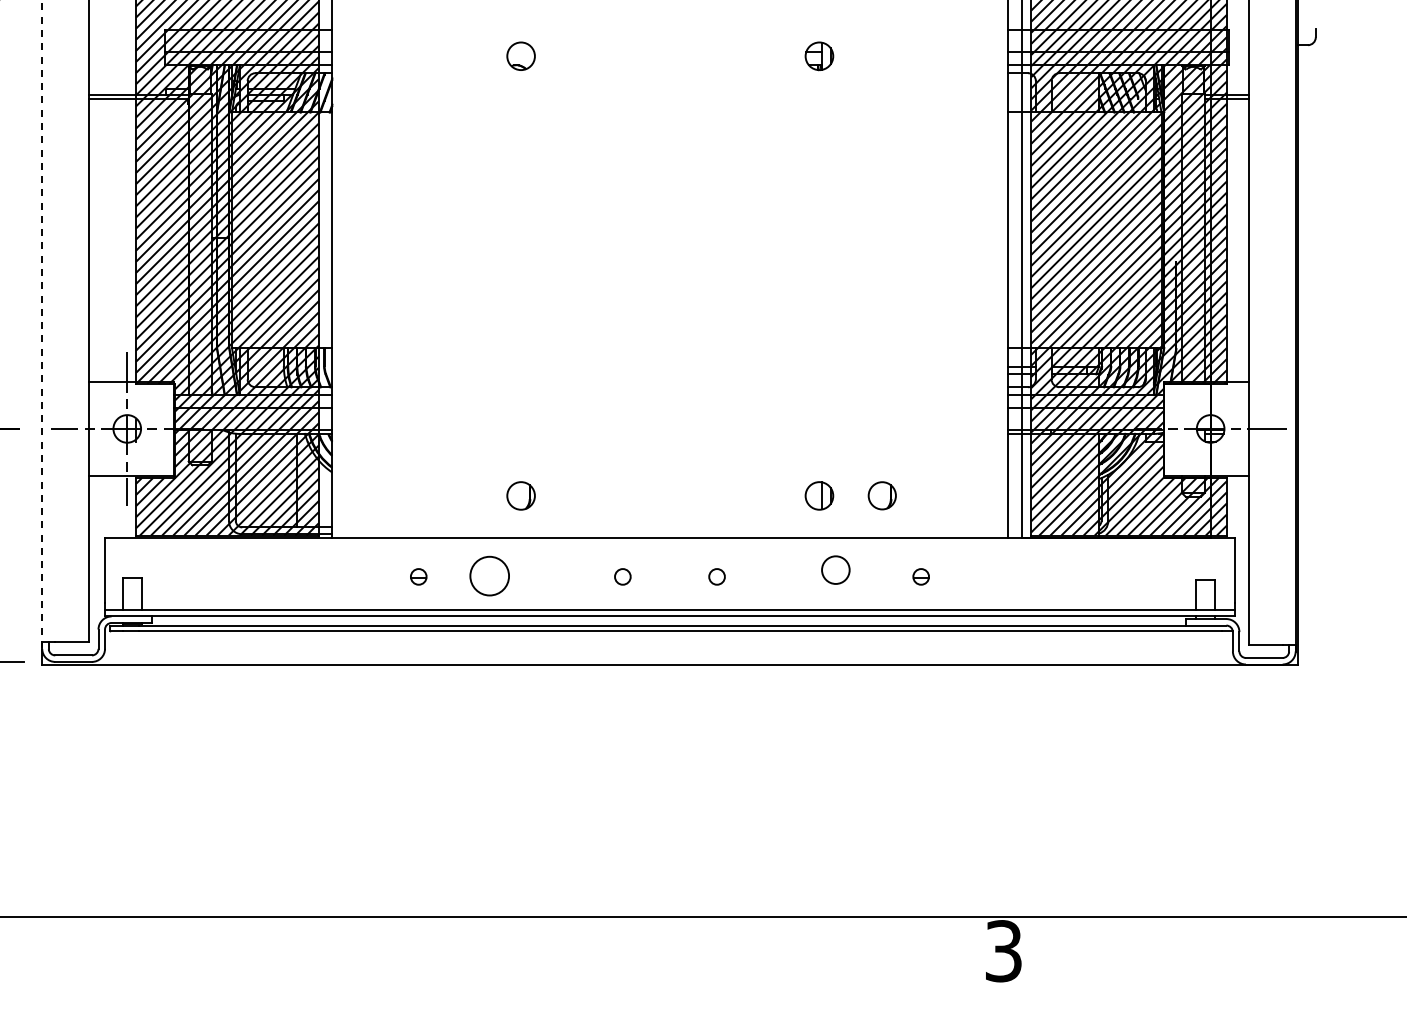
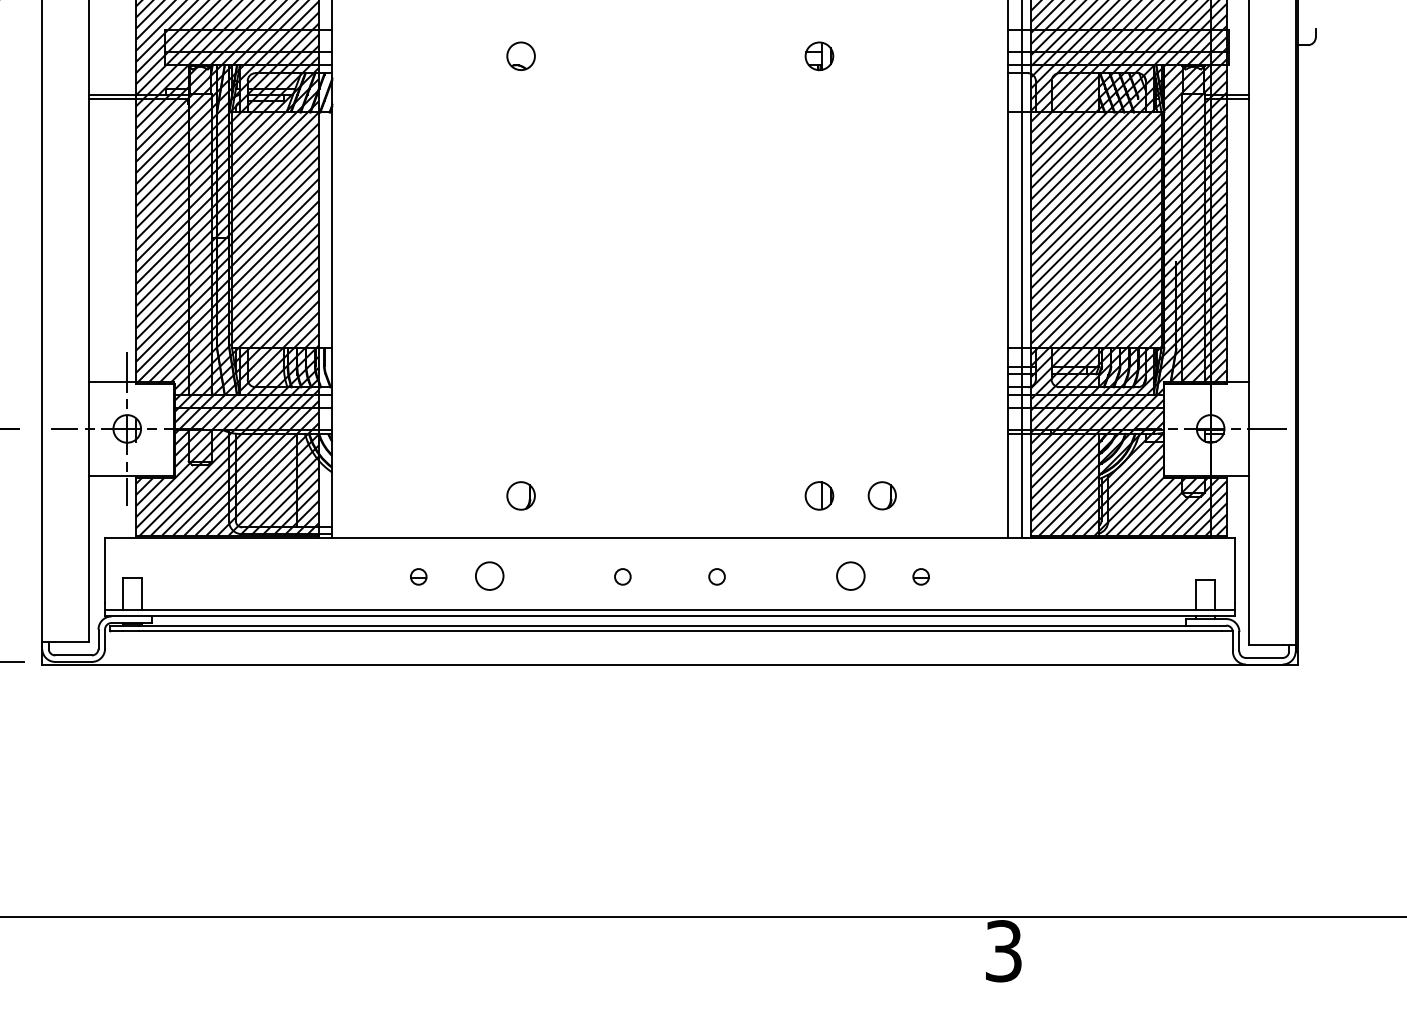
line: dashed -> solid (42, 324)
circle position: (835, 569) -> (850, 575) (850, 575)
circle diameter: 39 px -> 28 px (489, 575)
